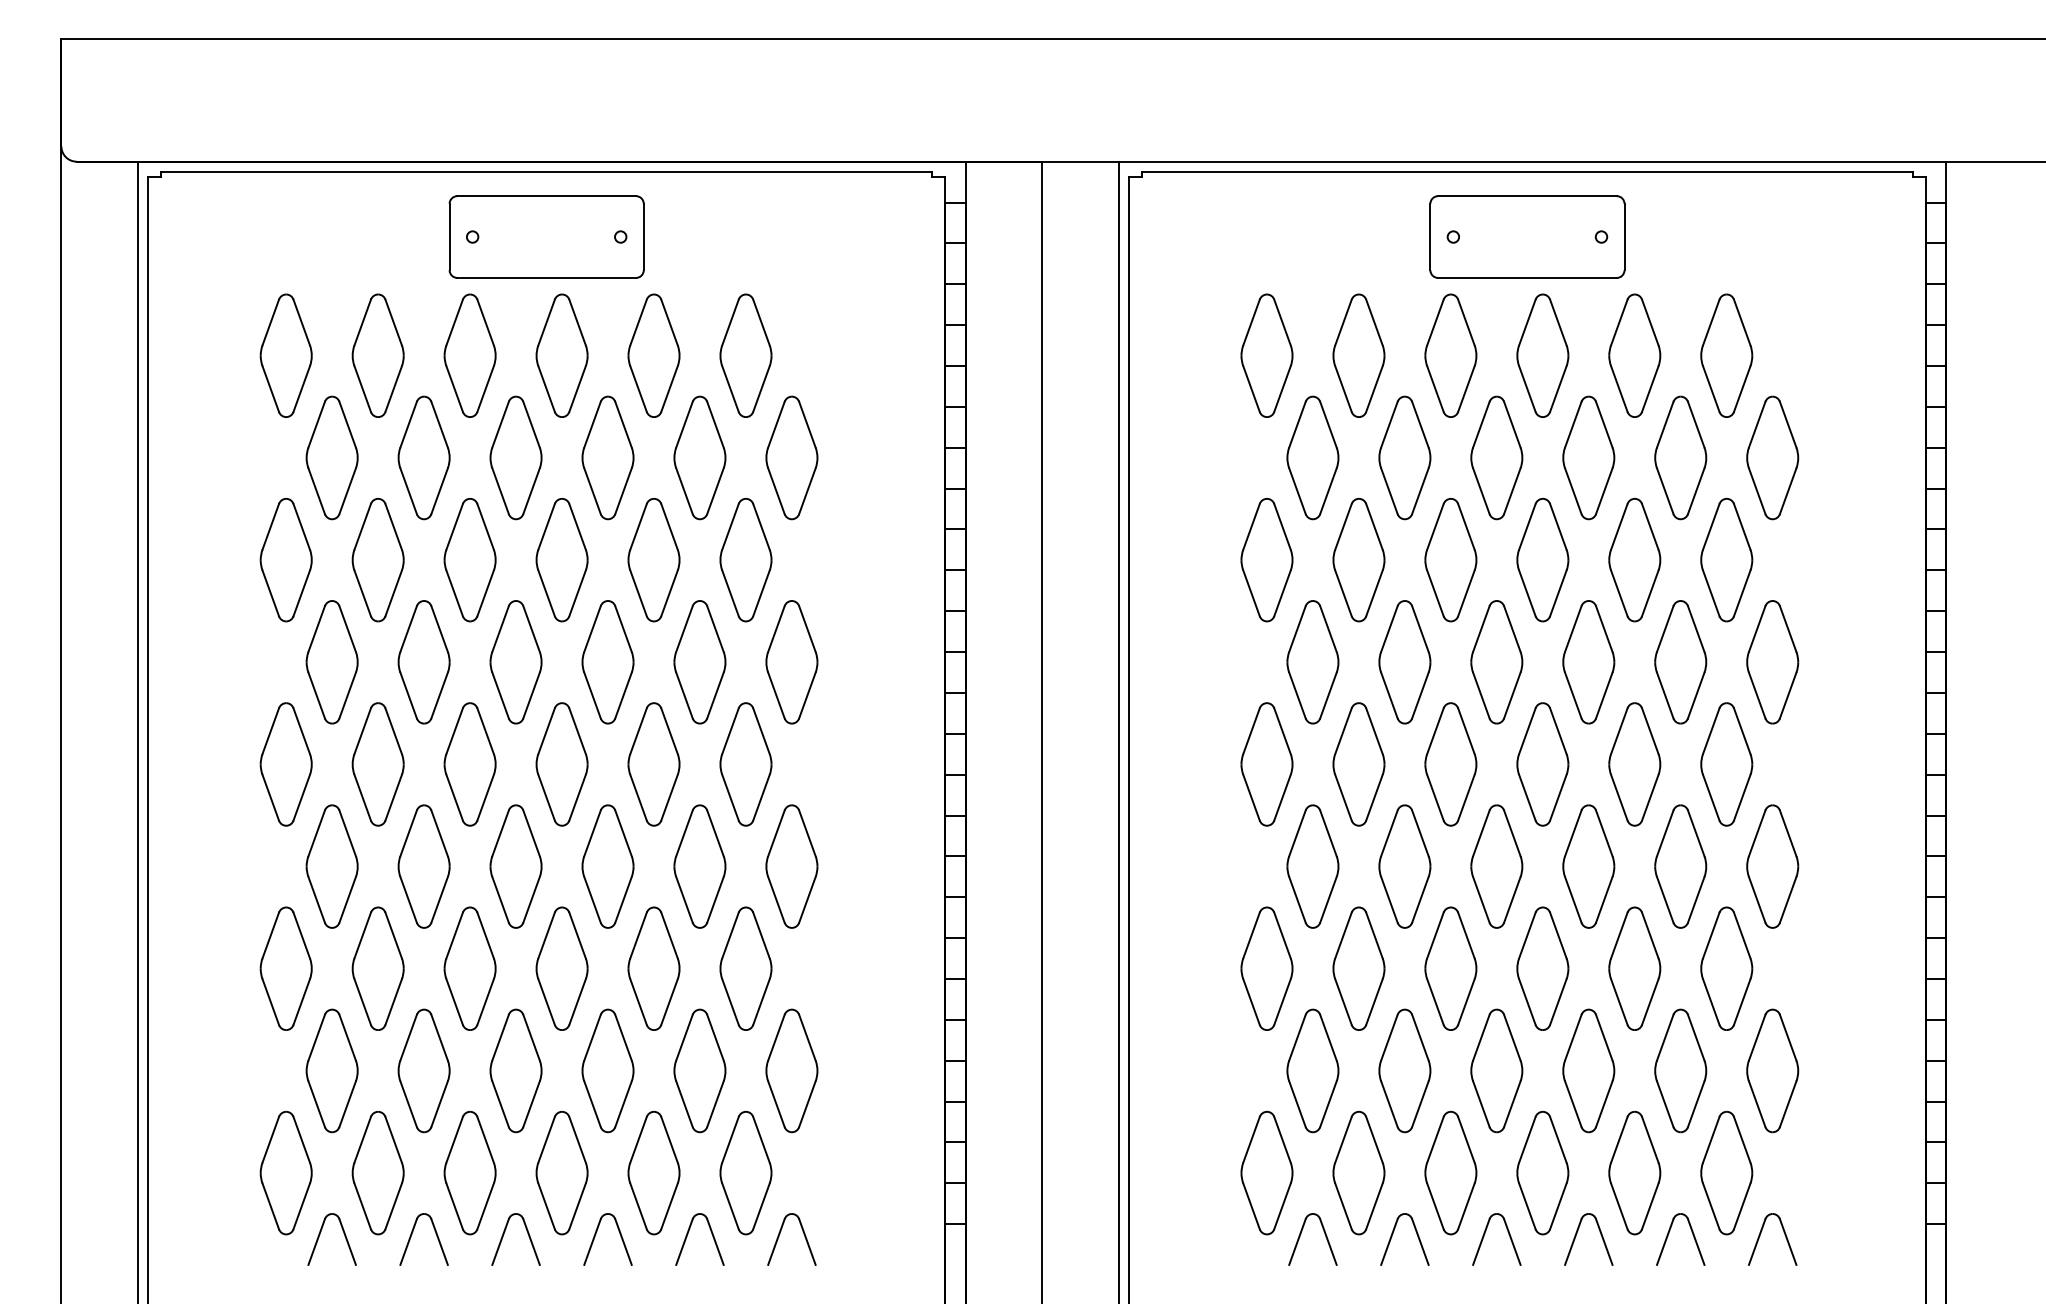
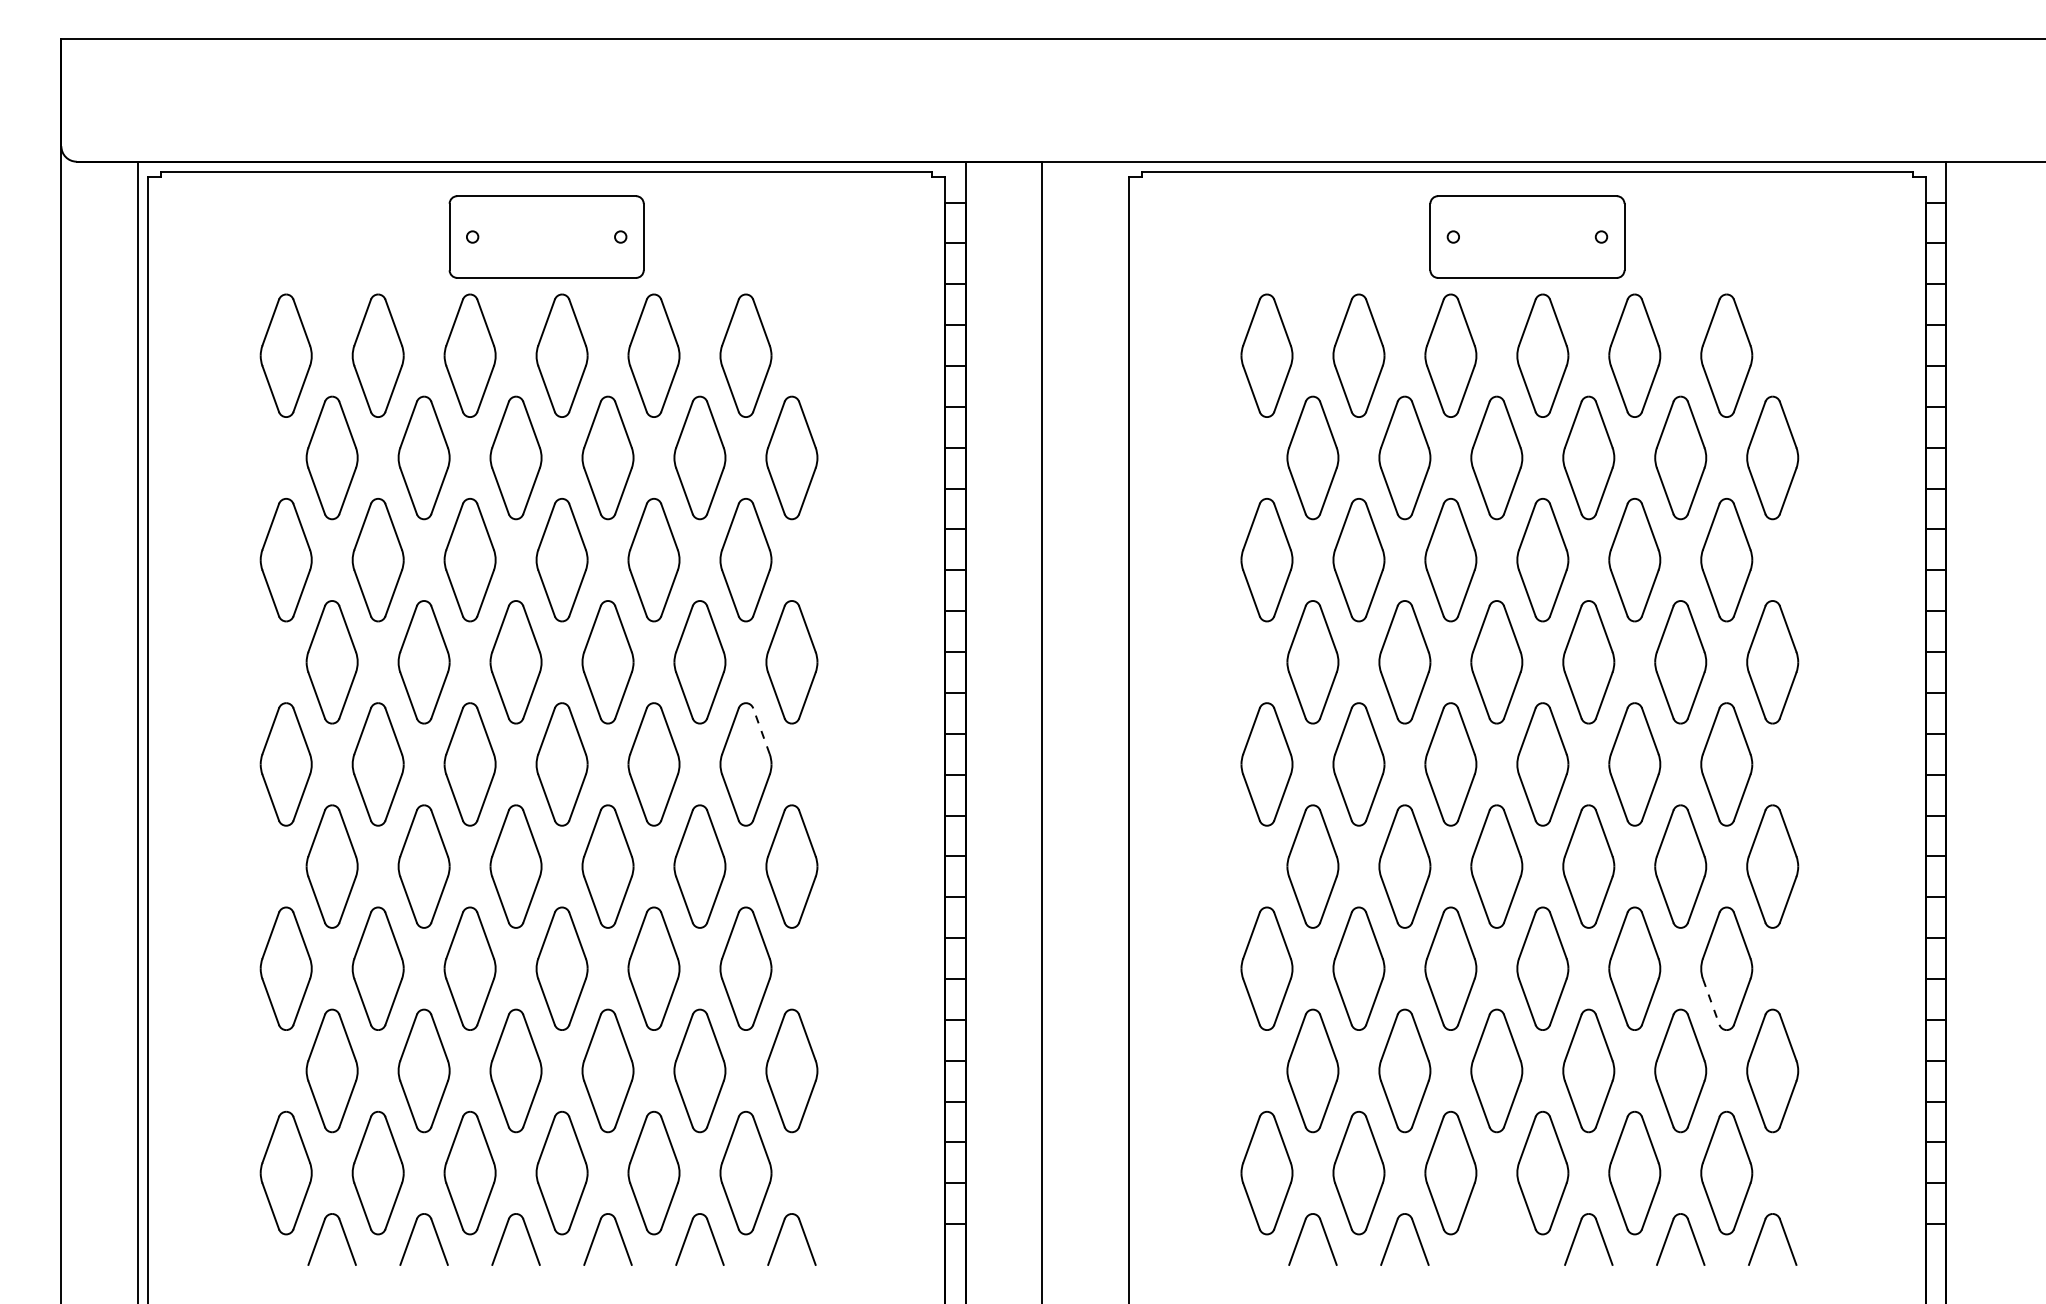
line: solid -> dashed (761, 730)
line: present -> none (1118, 730)
line: solid -> dashed (1711, 1002)
part: present -> none (1484, 1236)
